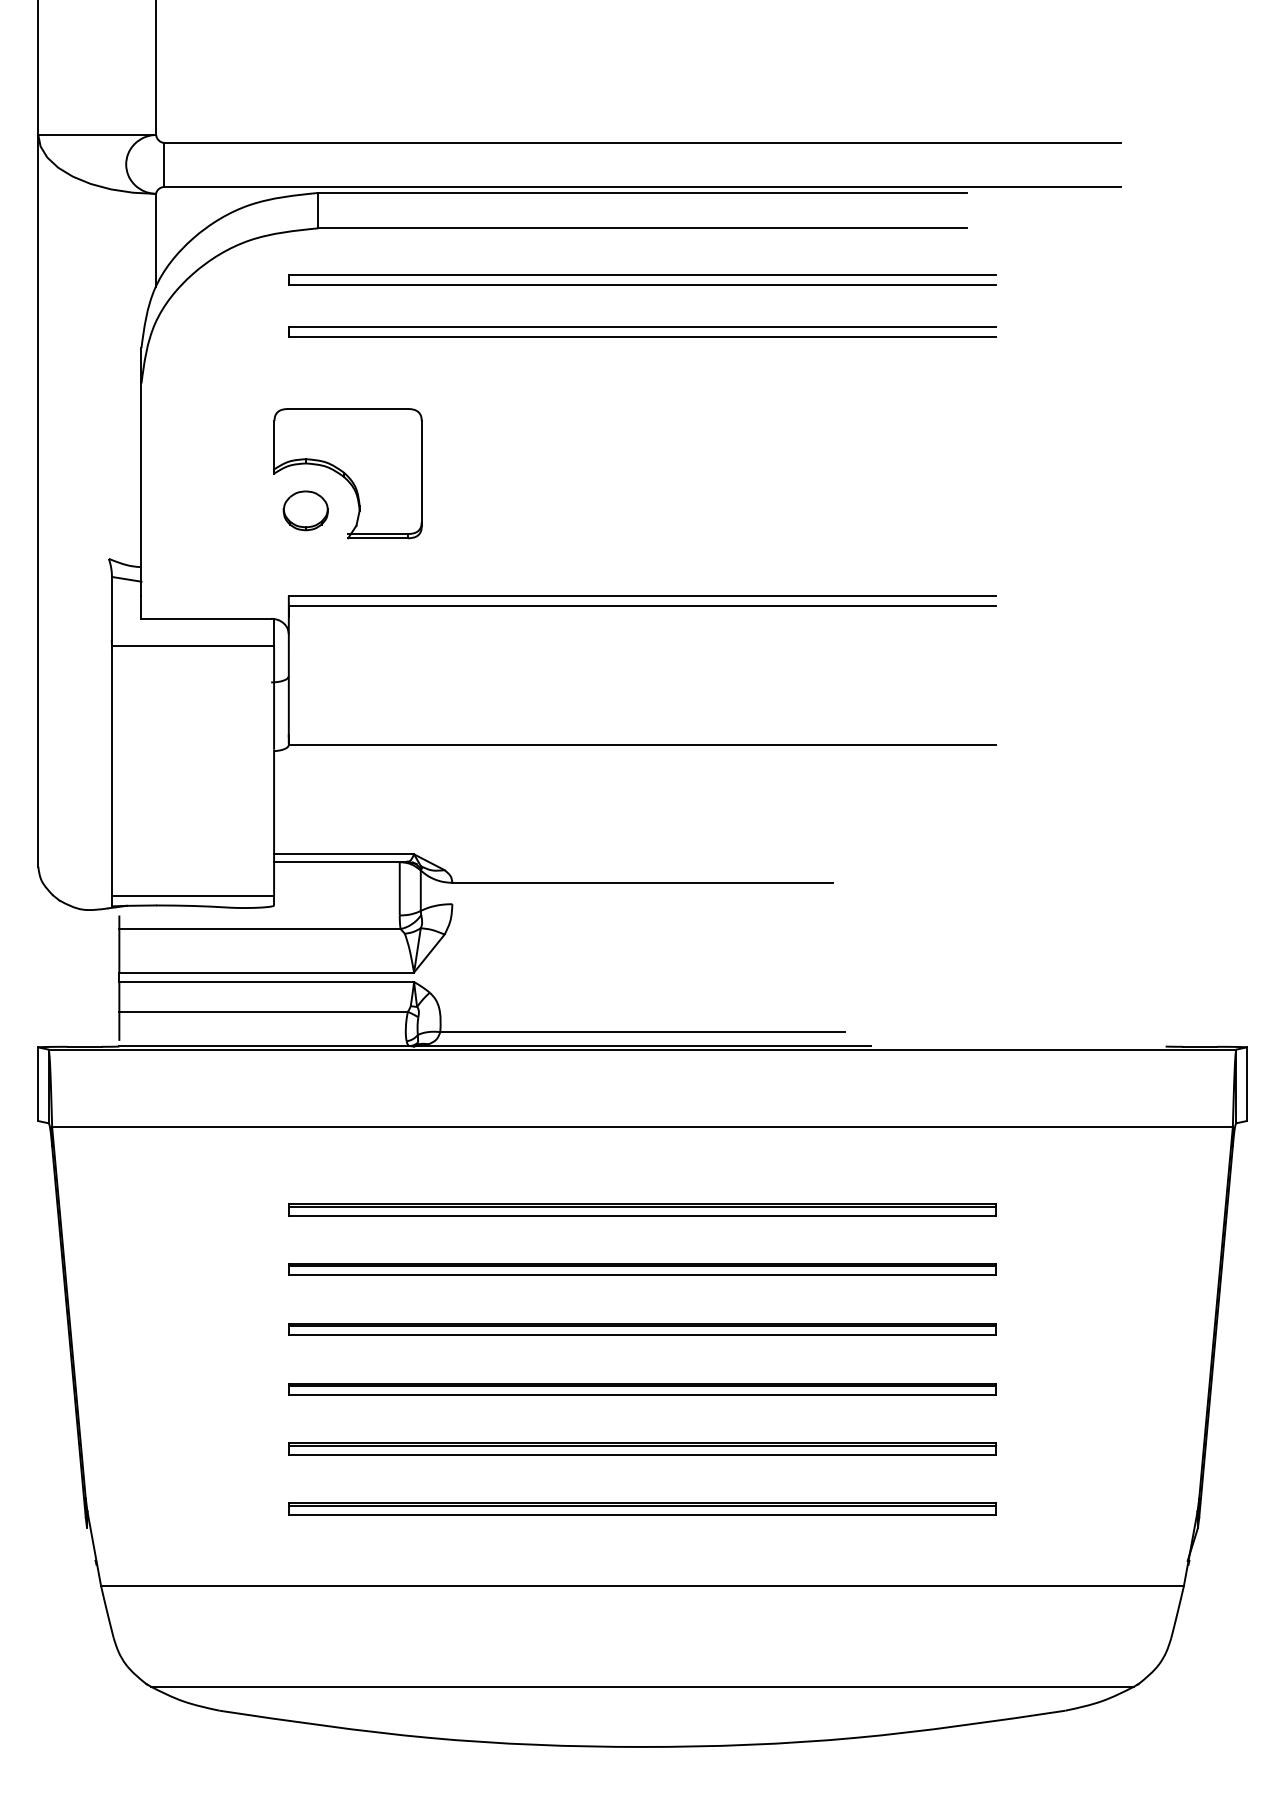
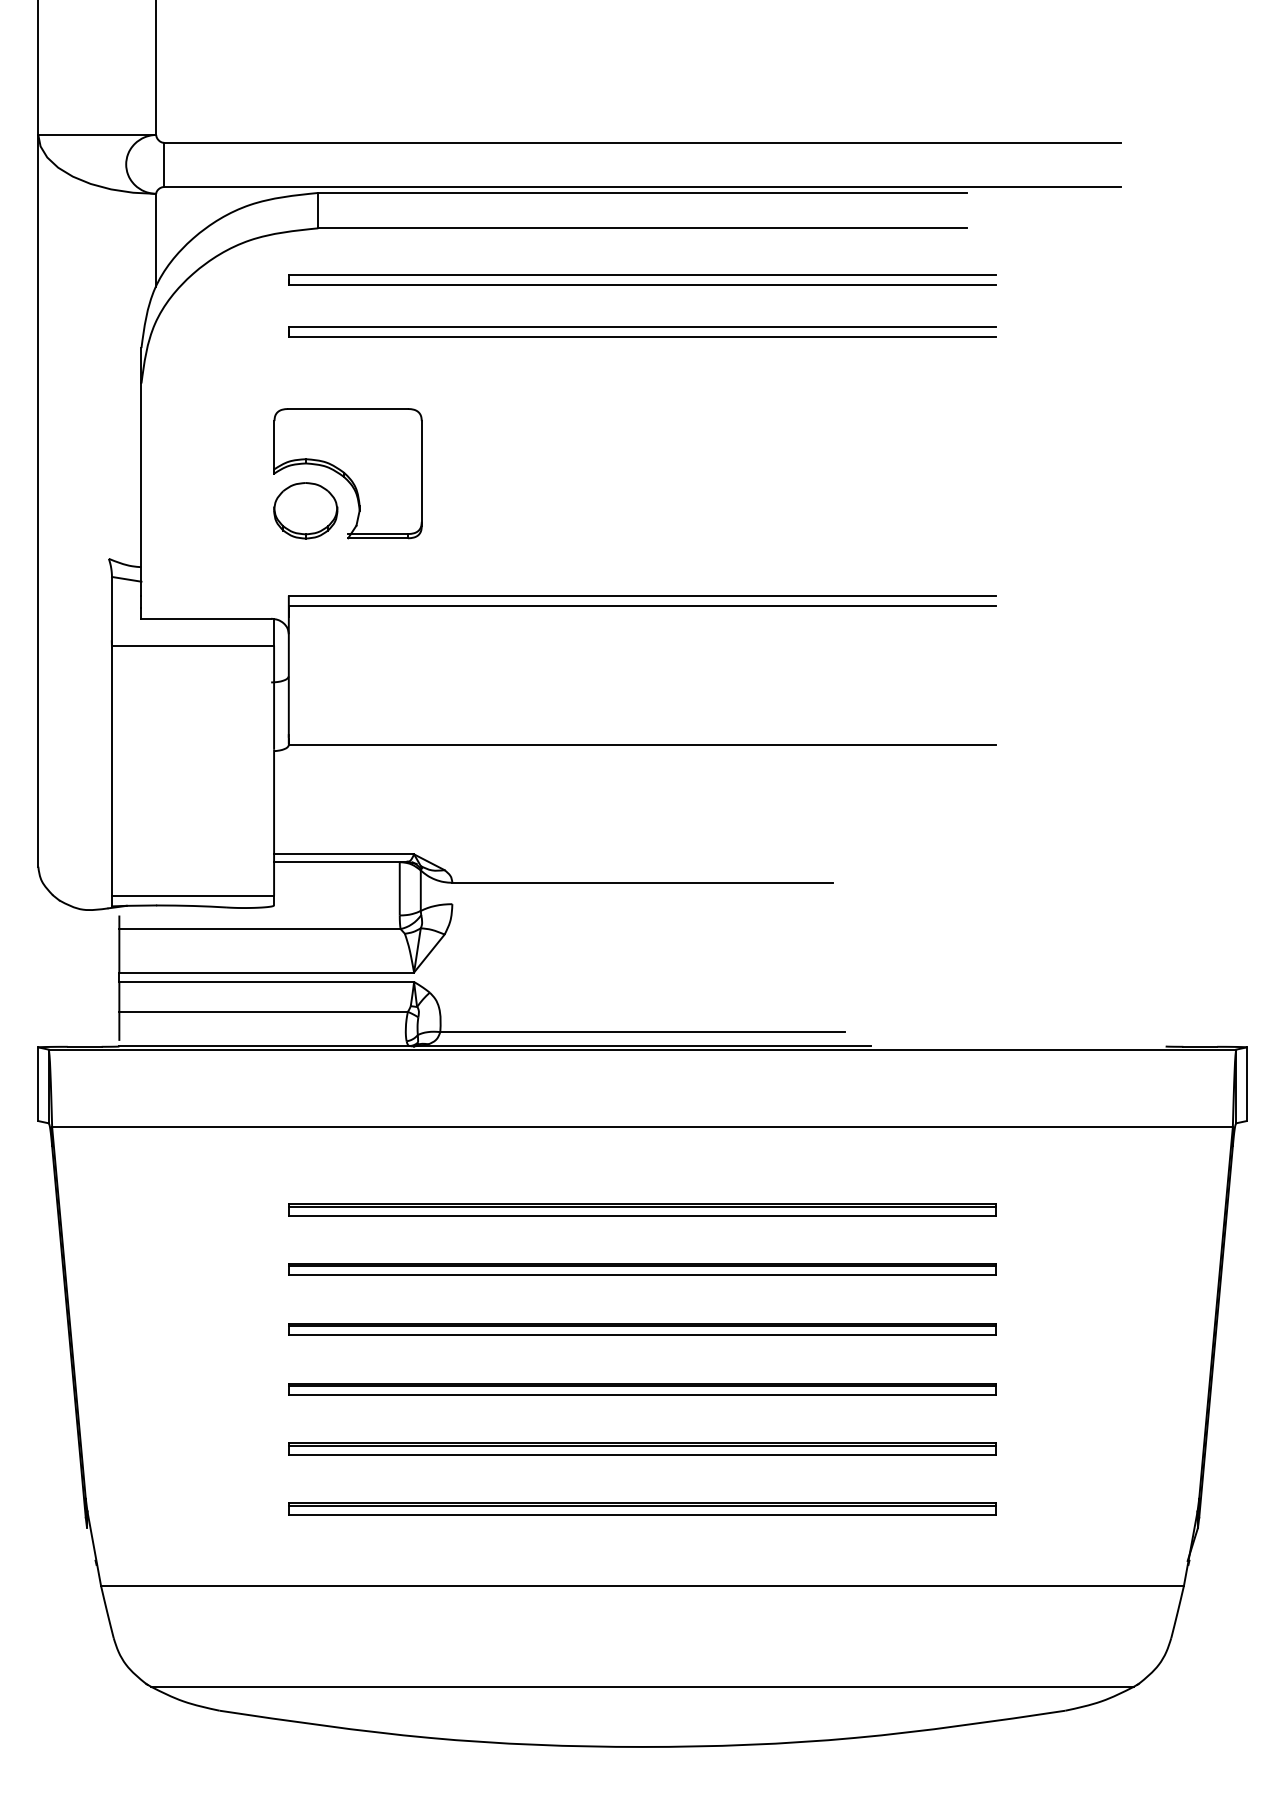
part size: 47x42 px -> 66x58 px (305, 510)
